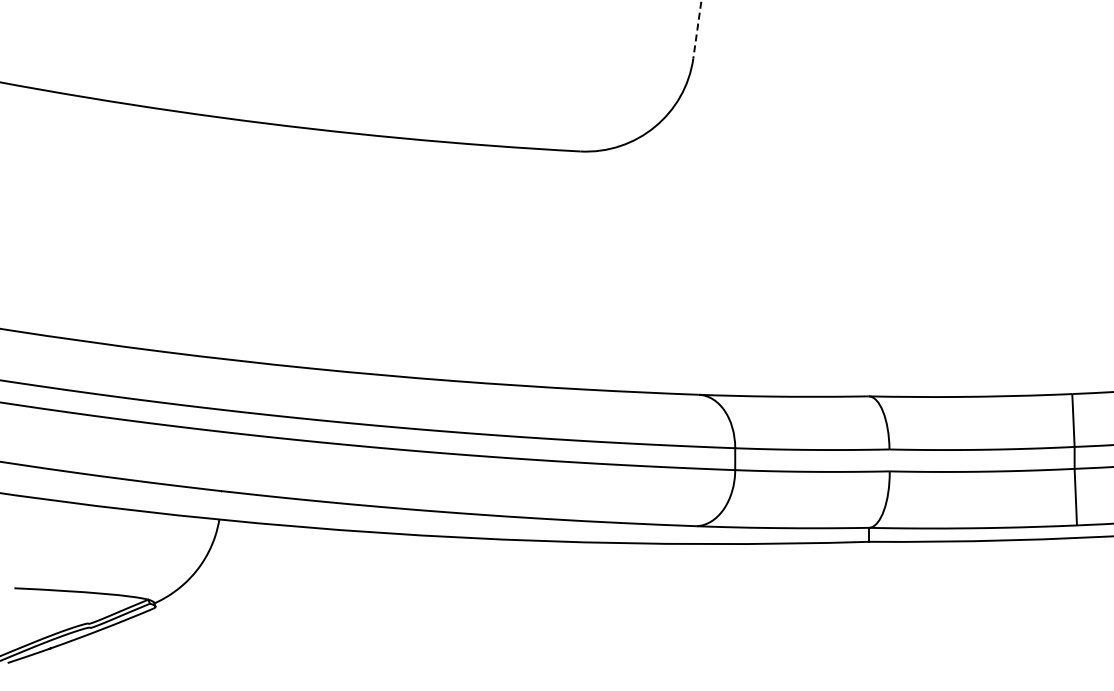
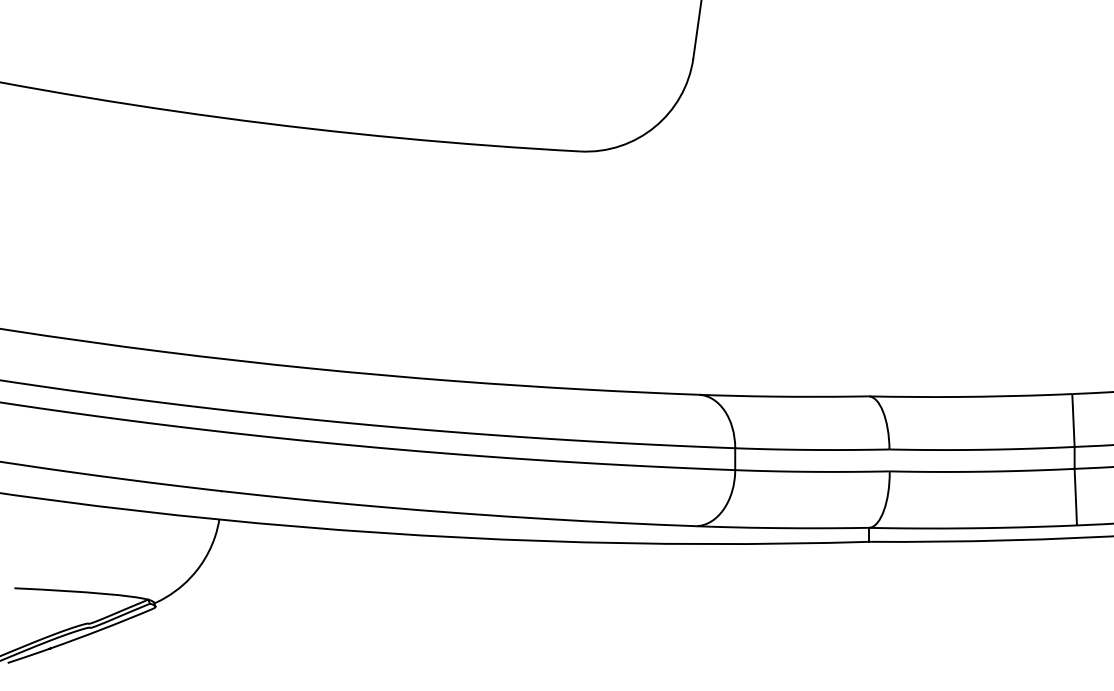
line: dashed -> solid (697, 29)
